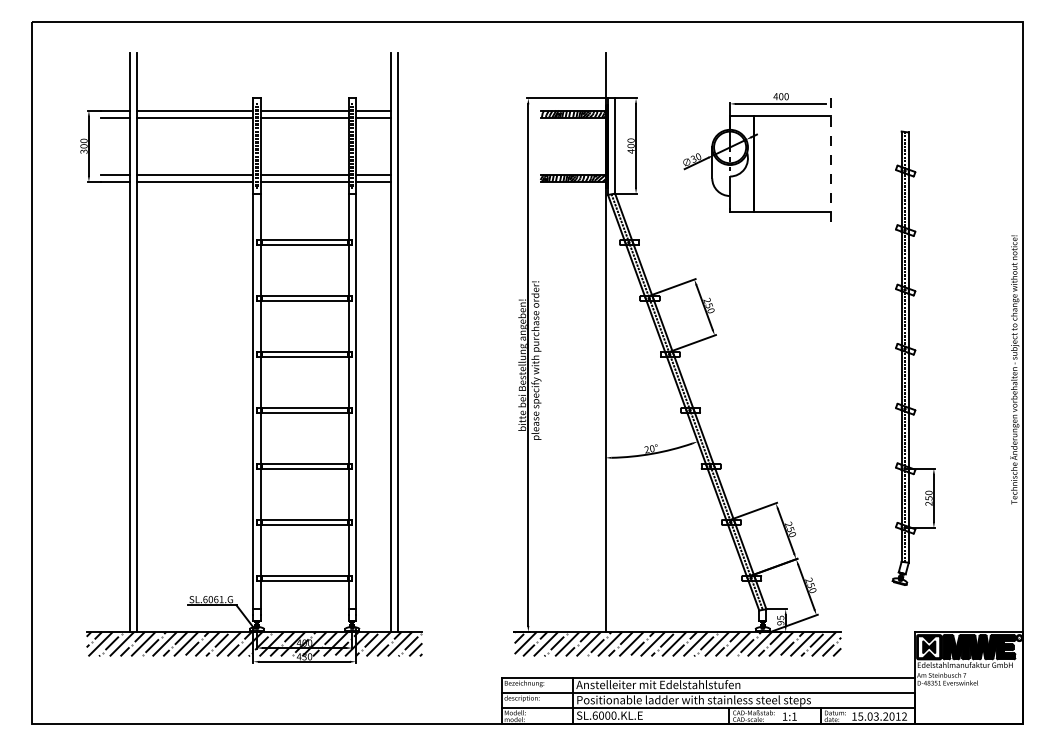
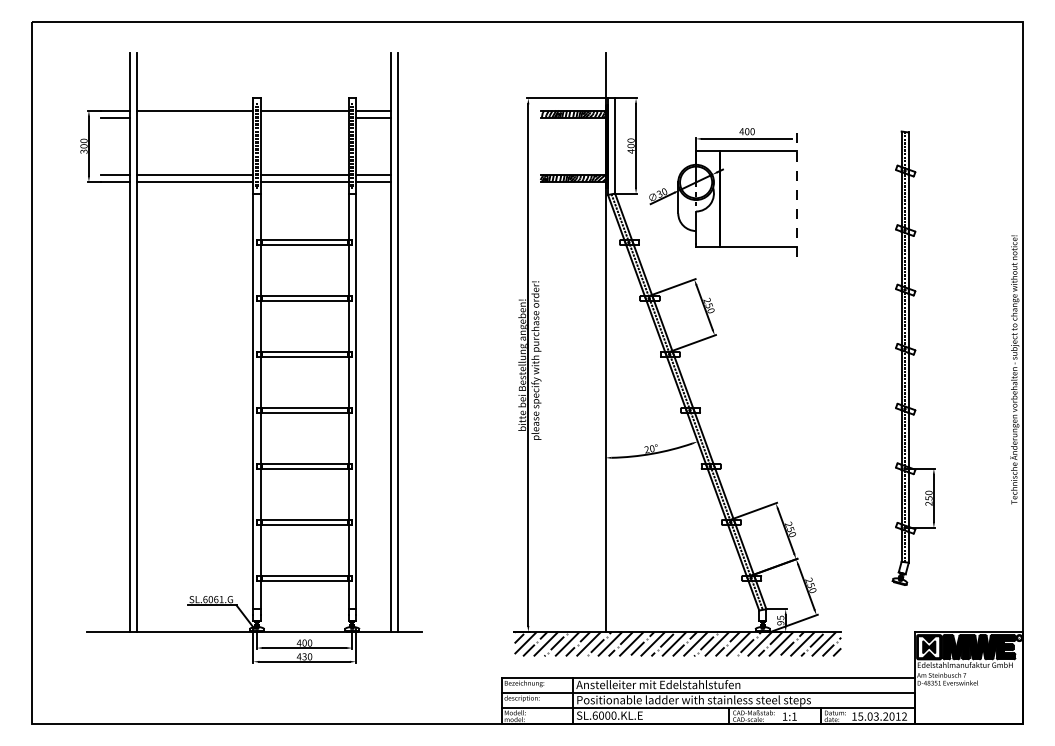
line: present -> none (195, 117)
line: present -> none (304, 117)
part position: (757, 157) -> (723, 192) (723, 192)
hatch: present -> none (254, 643)
